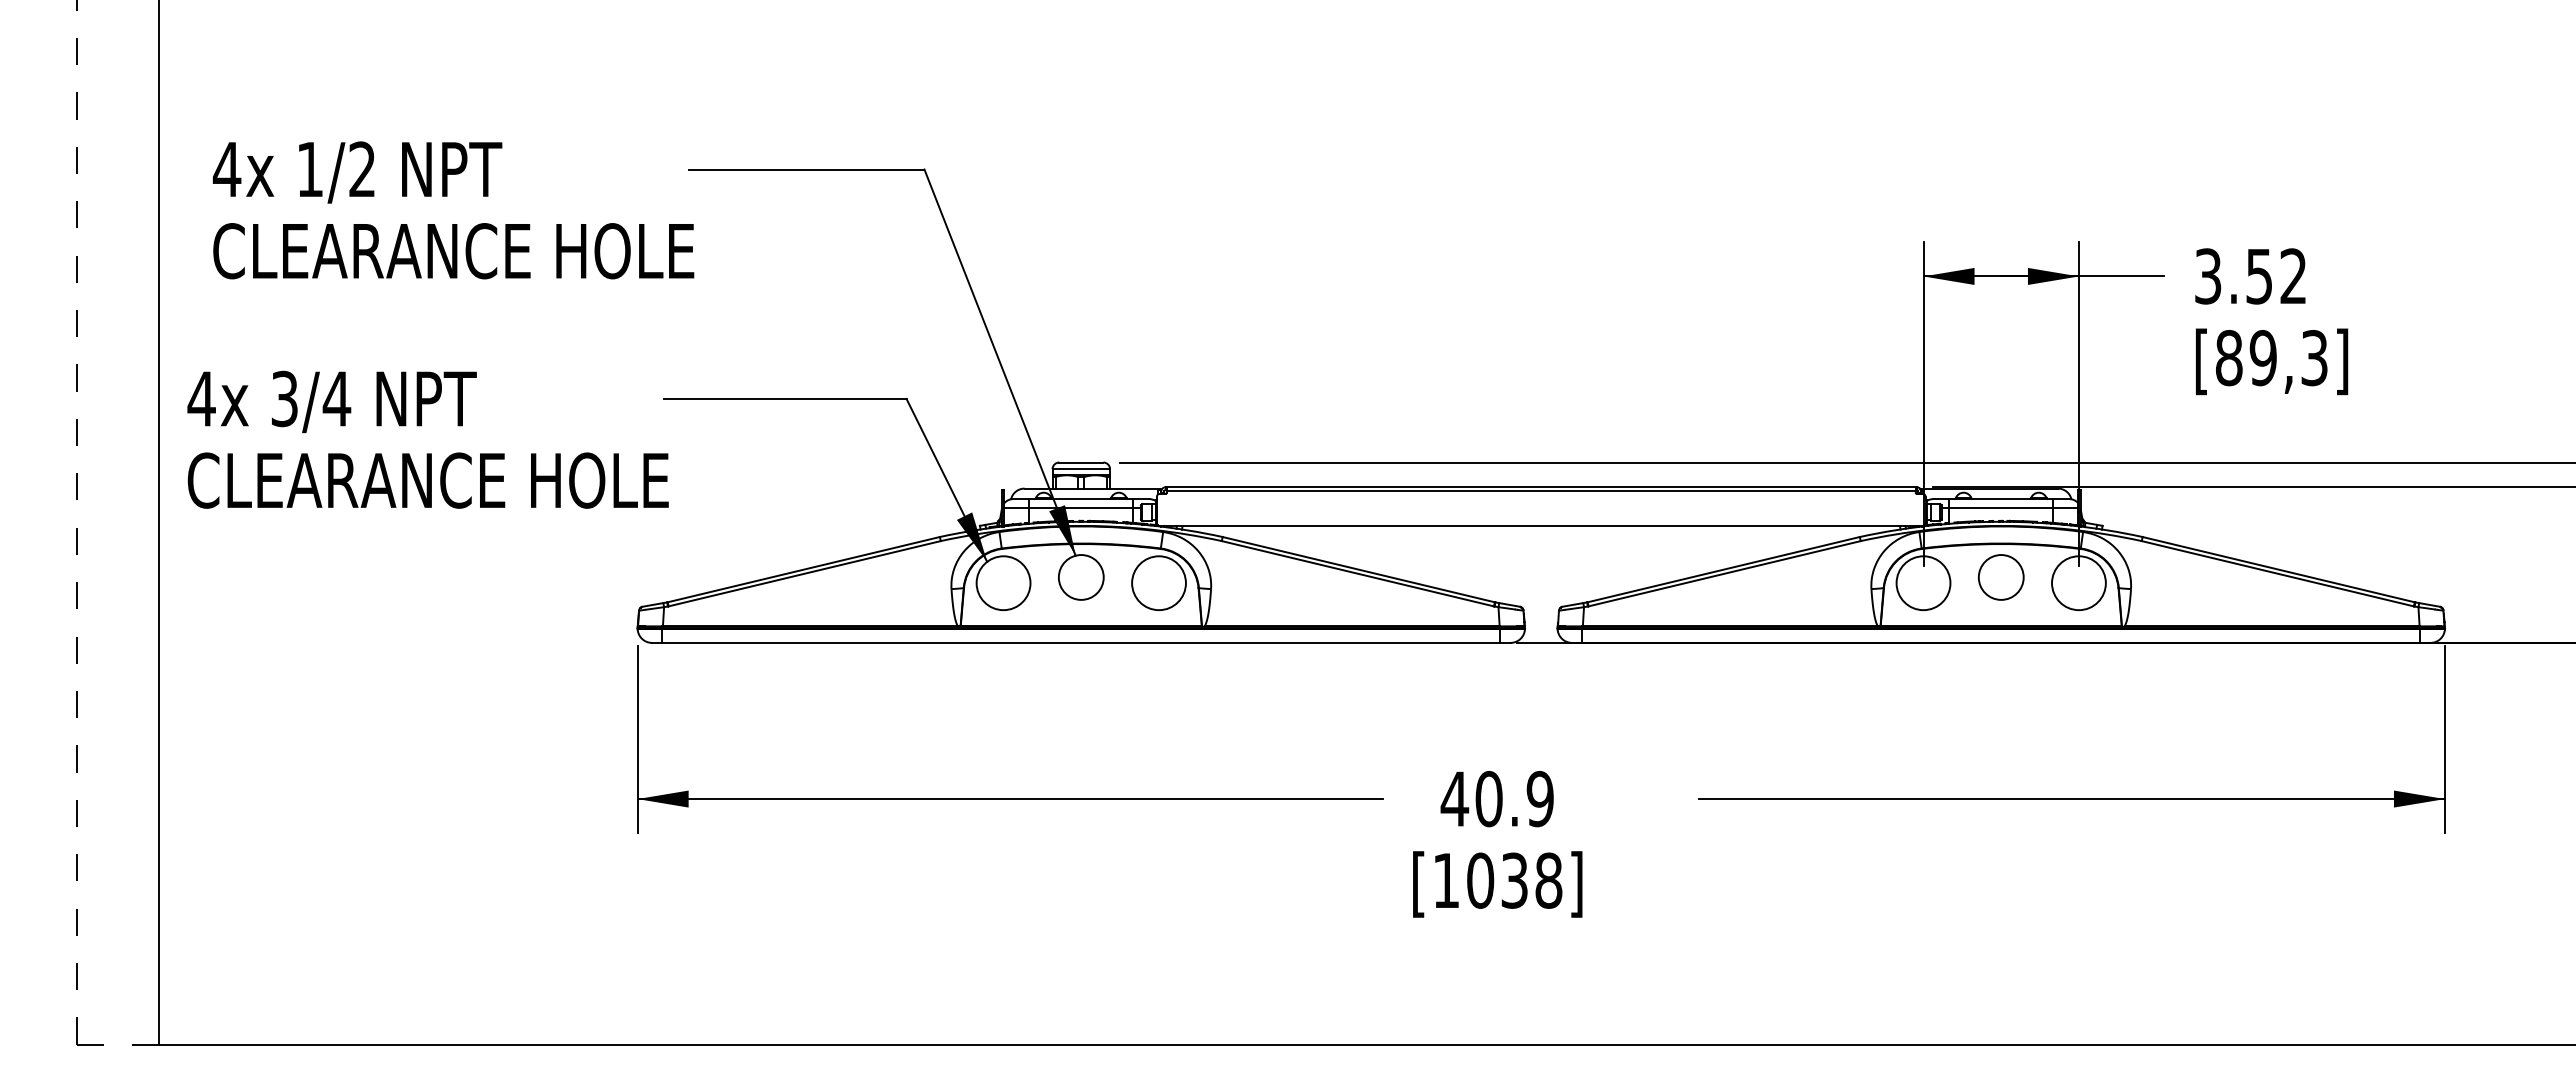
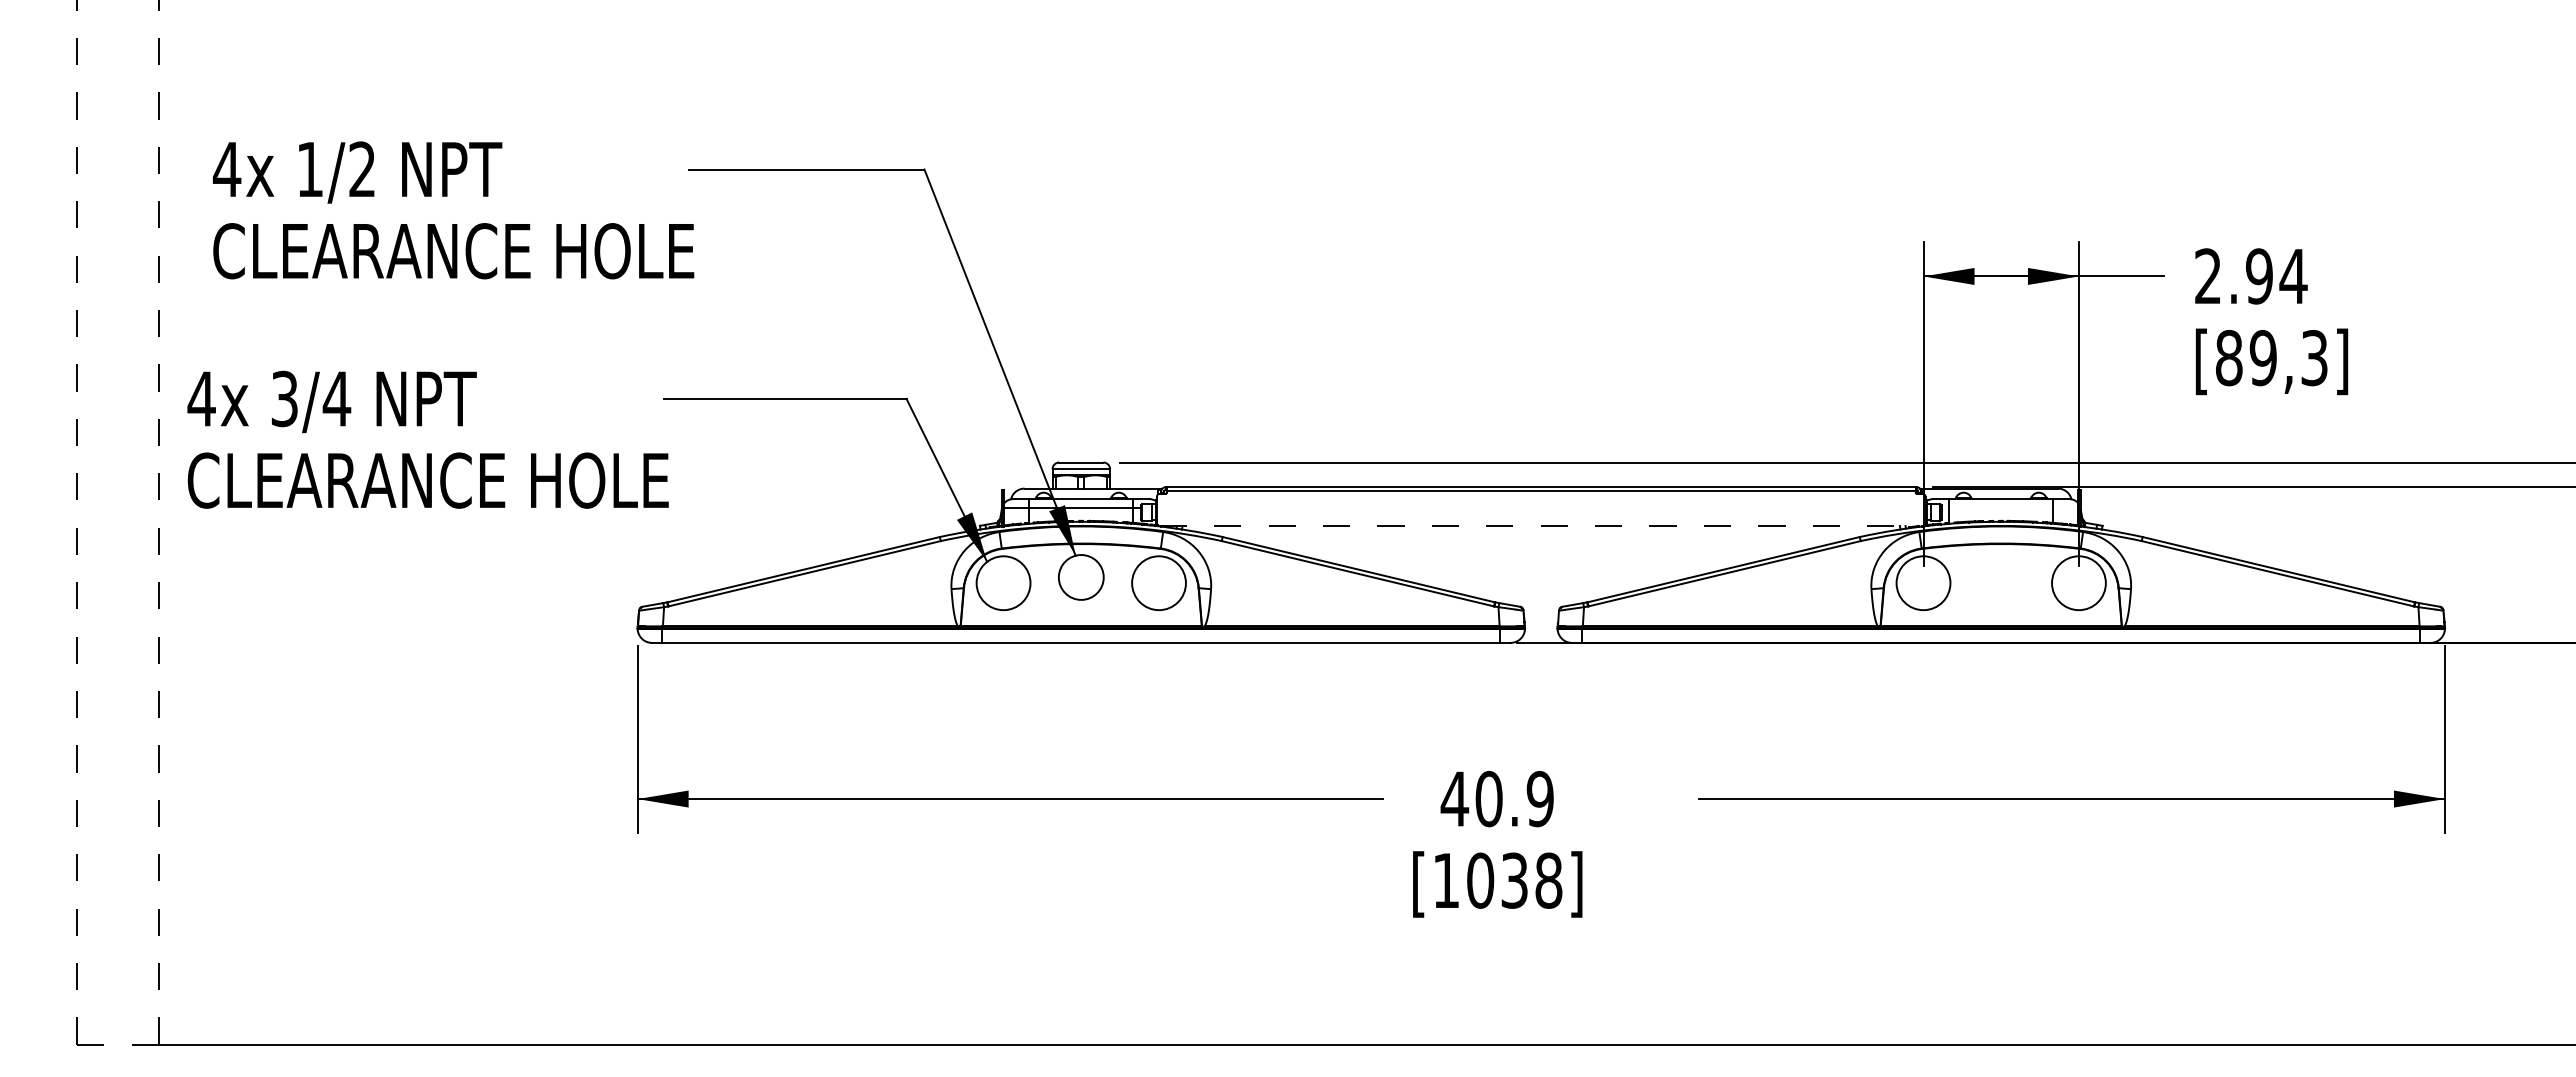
text: 3.52 -> 2.94 (2251, 276)
line: present -> none (2009, 508)
line: solid -> dashed (158, 522)
line: solid -> dashed (1541, 525)
circle: present -> none (2000, 577)
